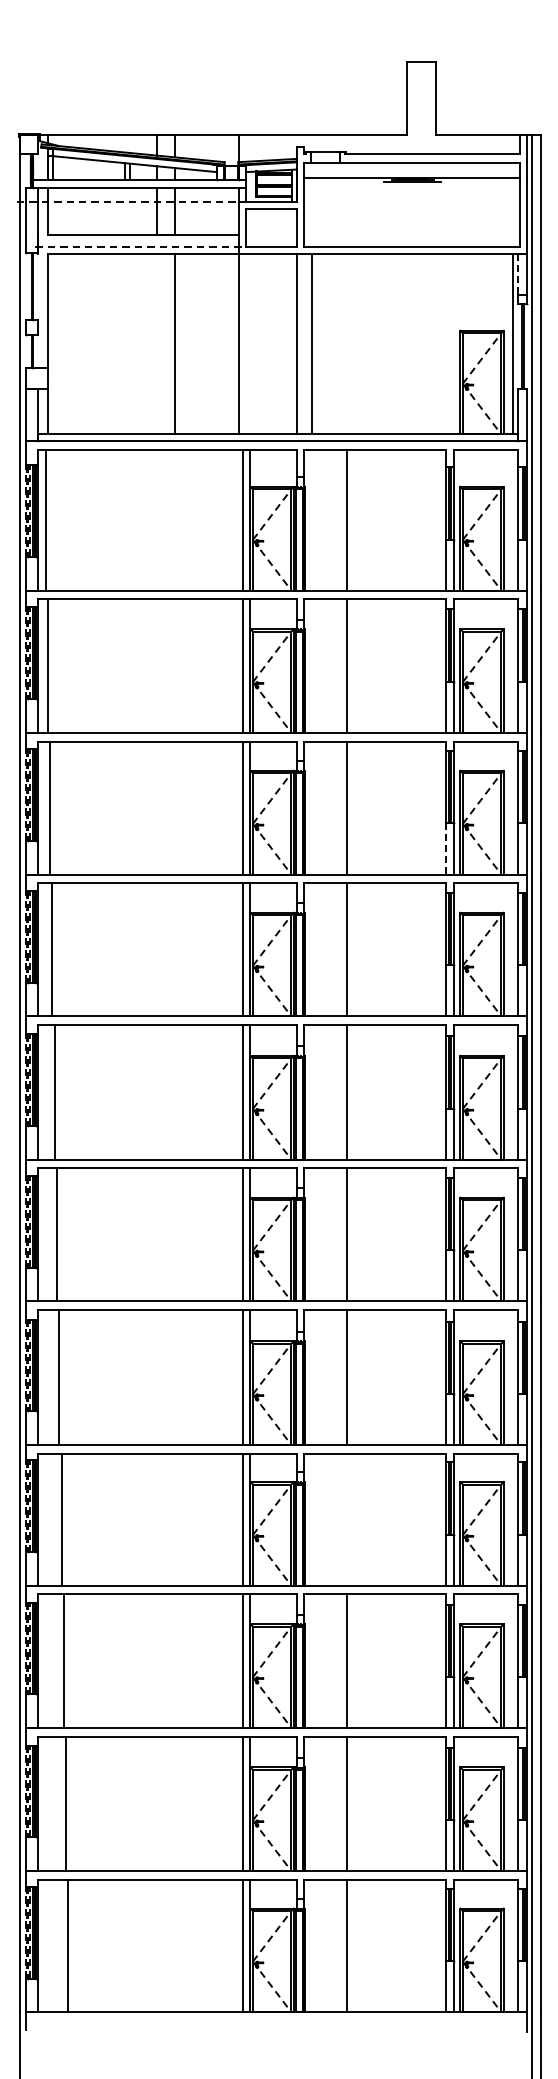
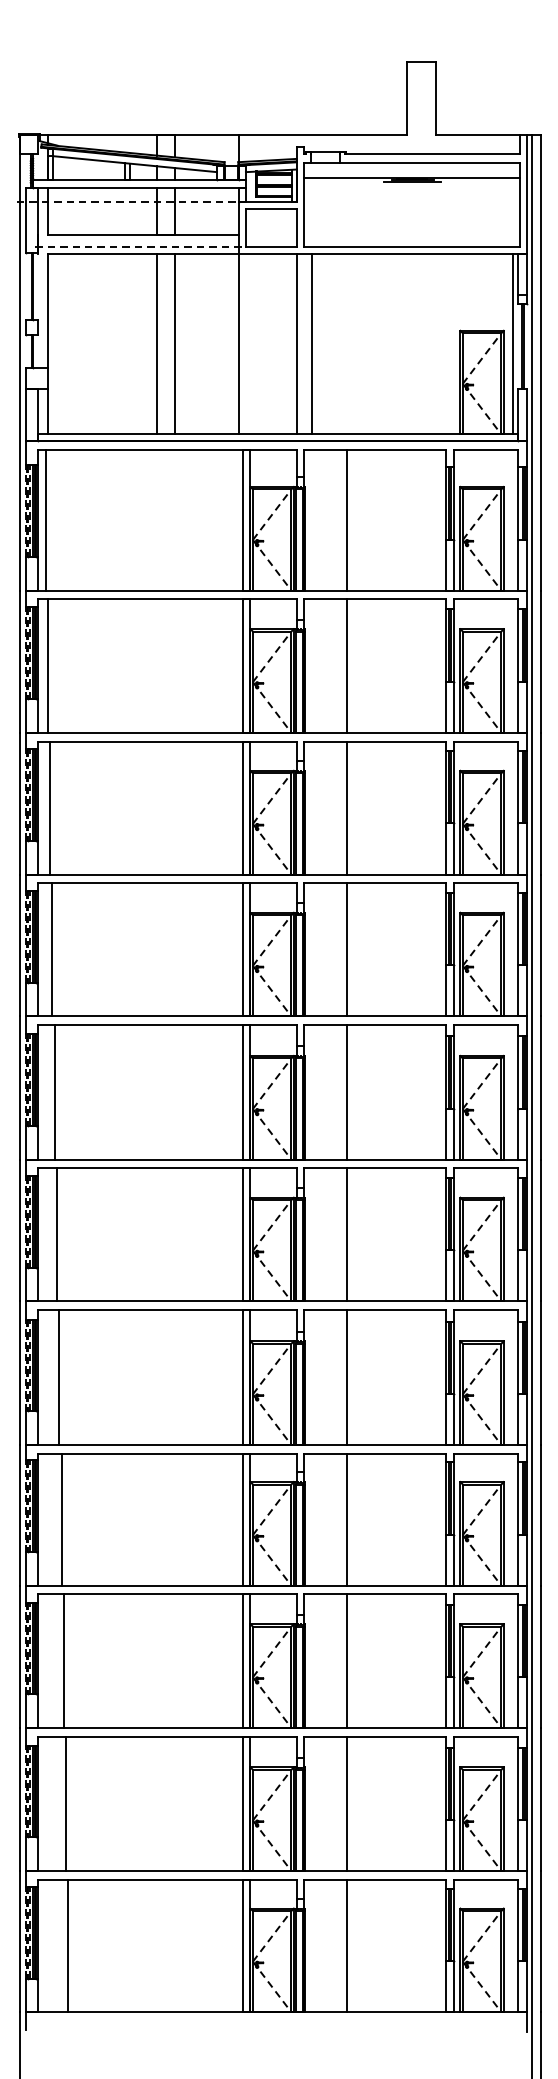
line: dashed -> solid (518, 274)
line: none -> present (157, 344)
line: dashed -> solid (446, 848)
line: none -> present (347, 1519)
